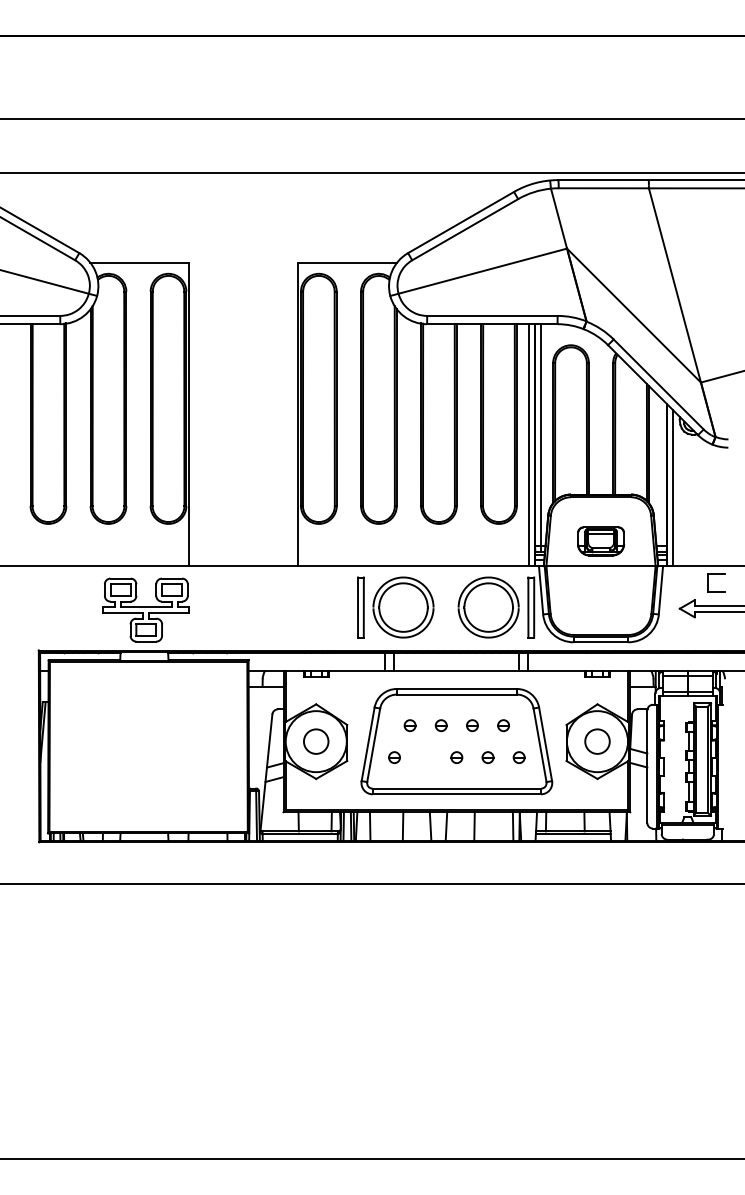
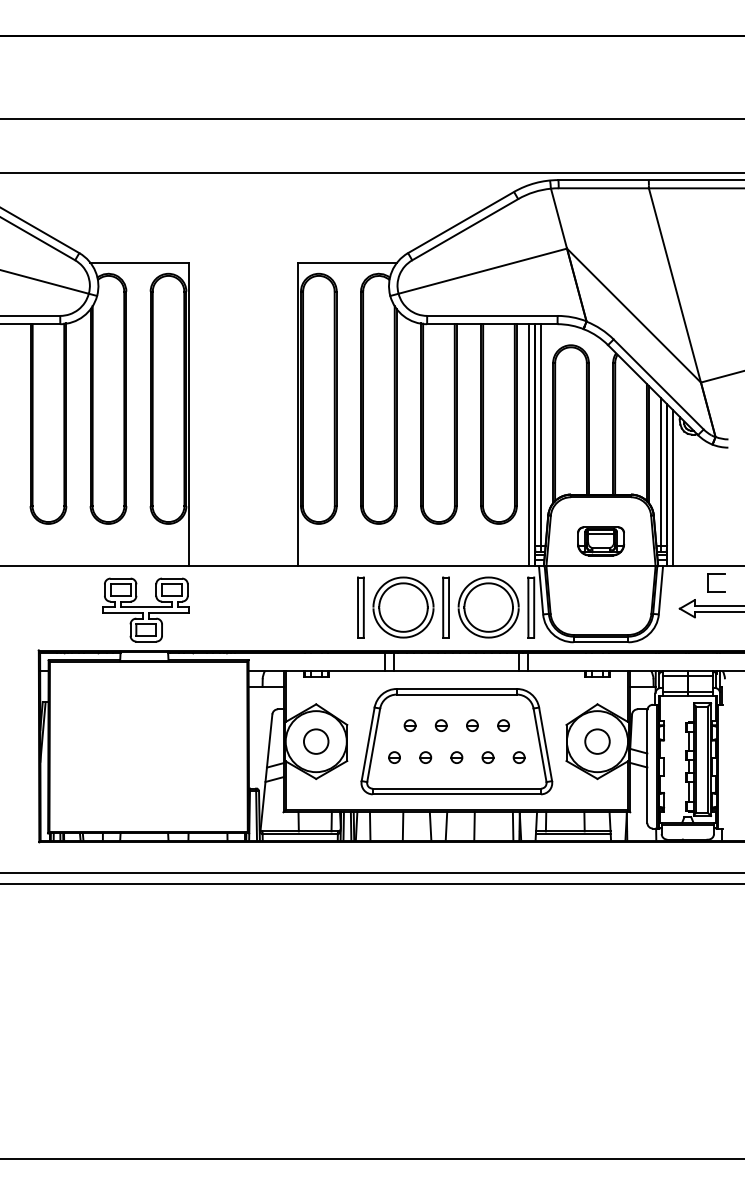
line: none -> present (661, 474)
part: none -> present (445, 607)
part: none -> present (425, 757)
line: none -> present (371, 873)
